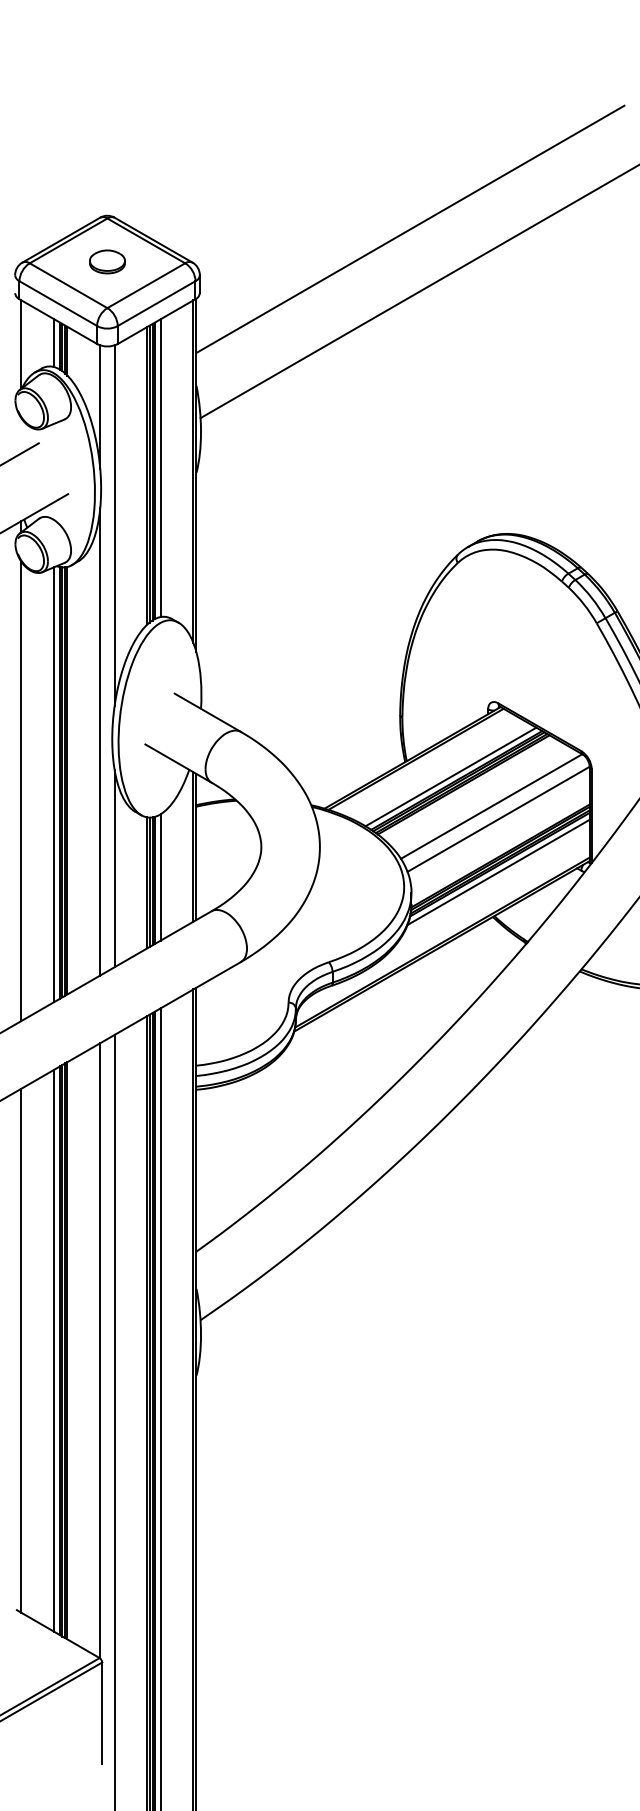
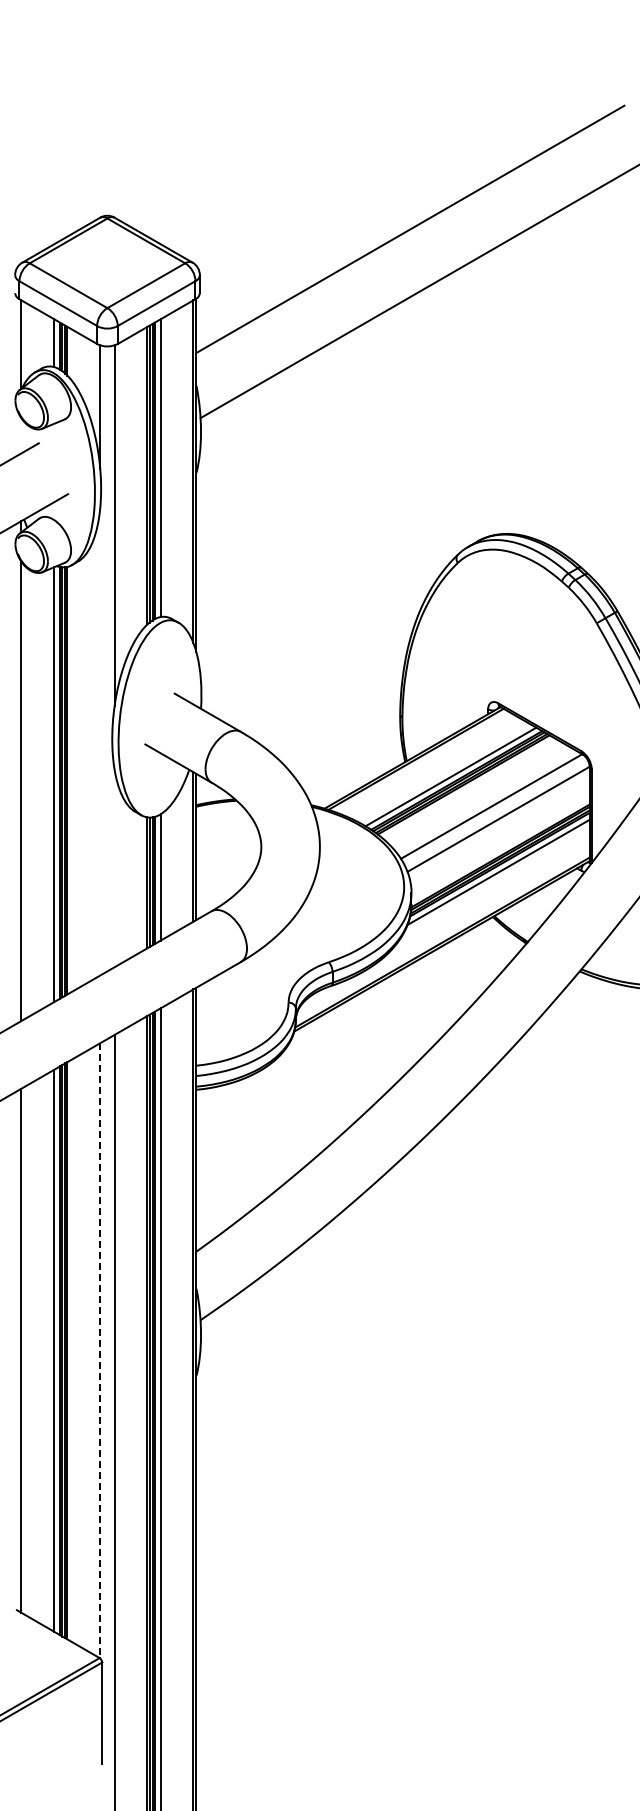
part: present -> none (107, 261)
line: present -> none (100, 741)
line: present -> none (114, 868)
line: solid -> dashed (100, 1350)
